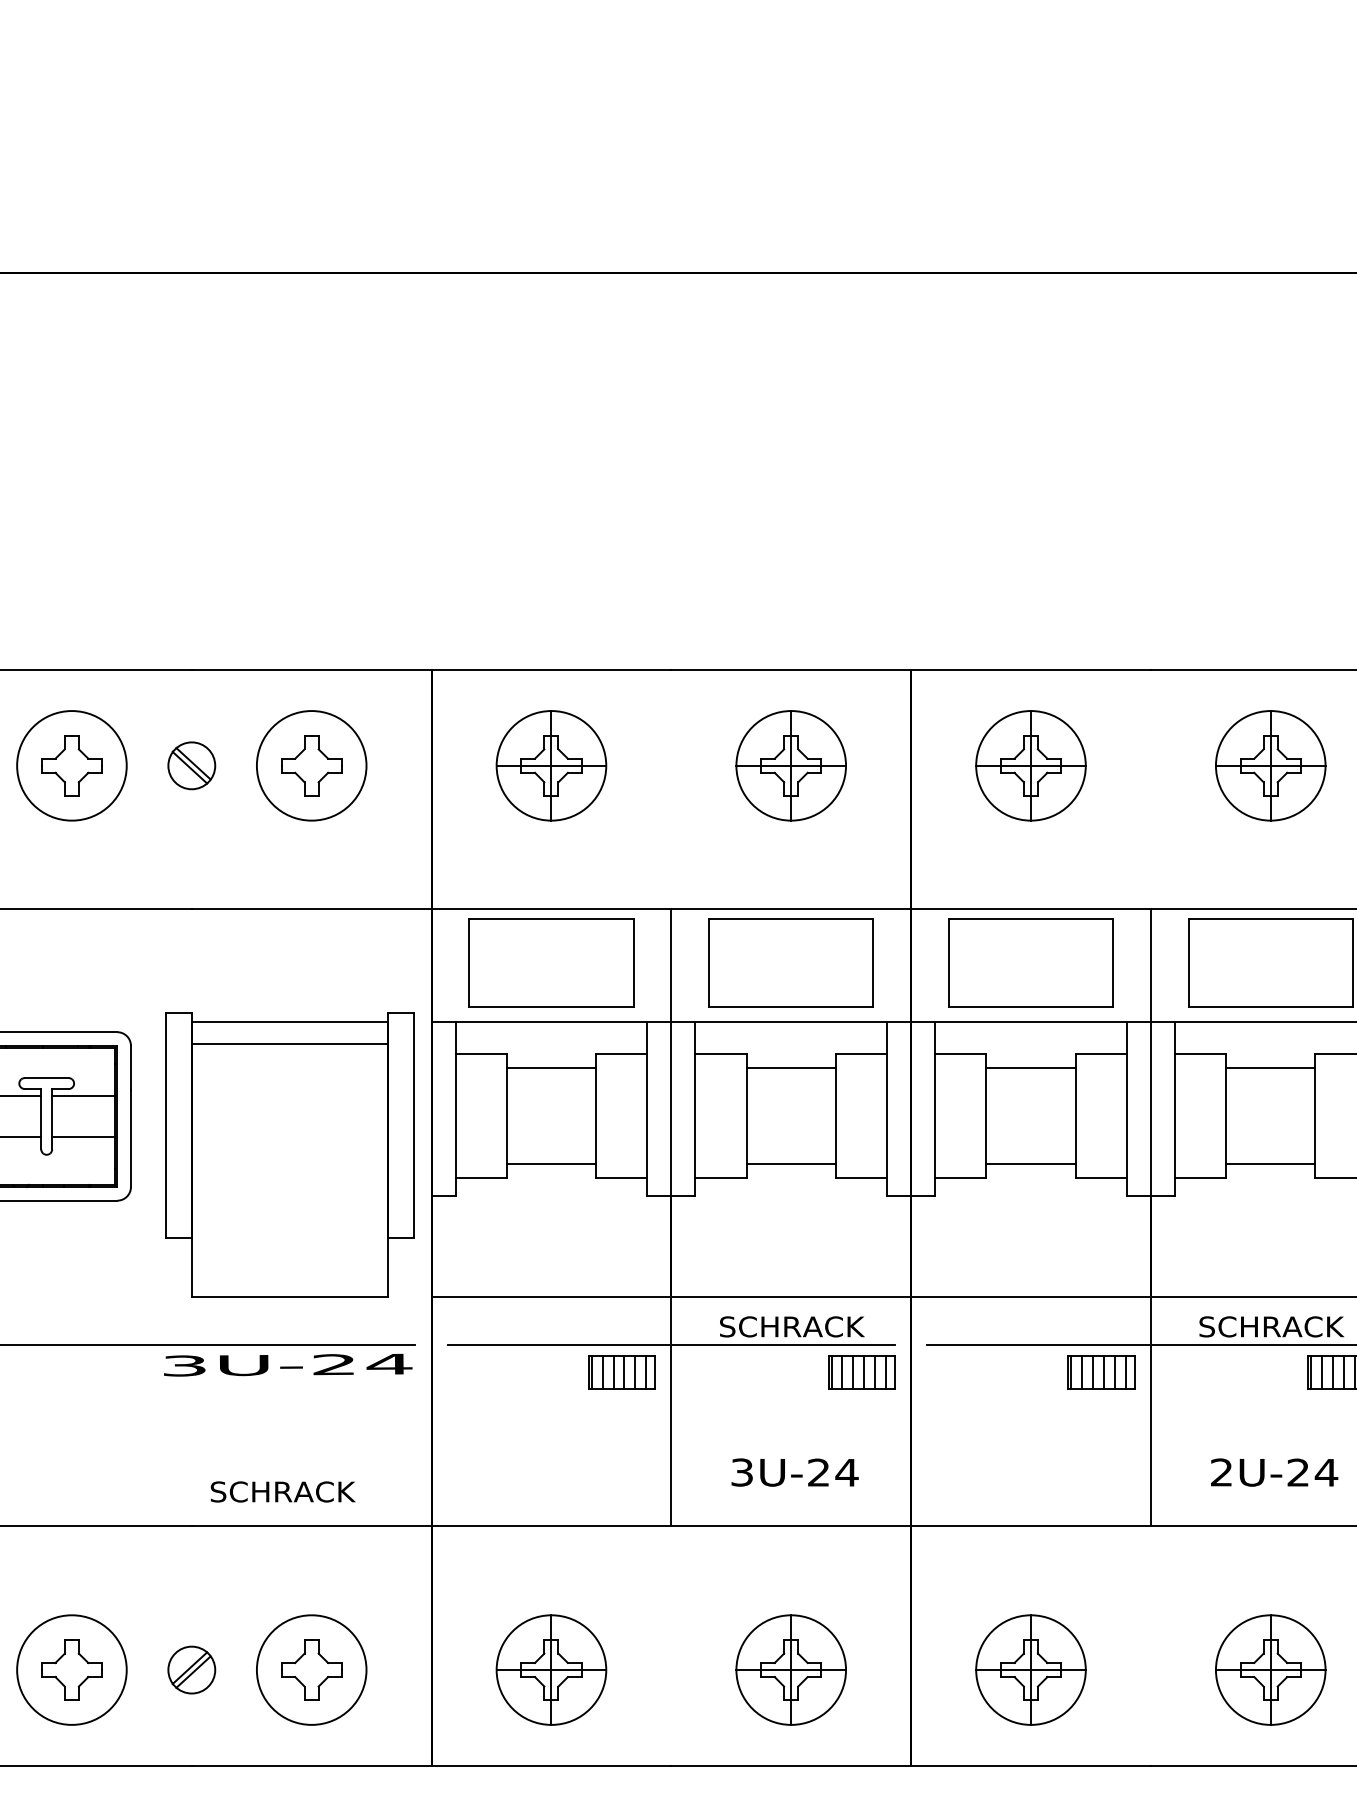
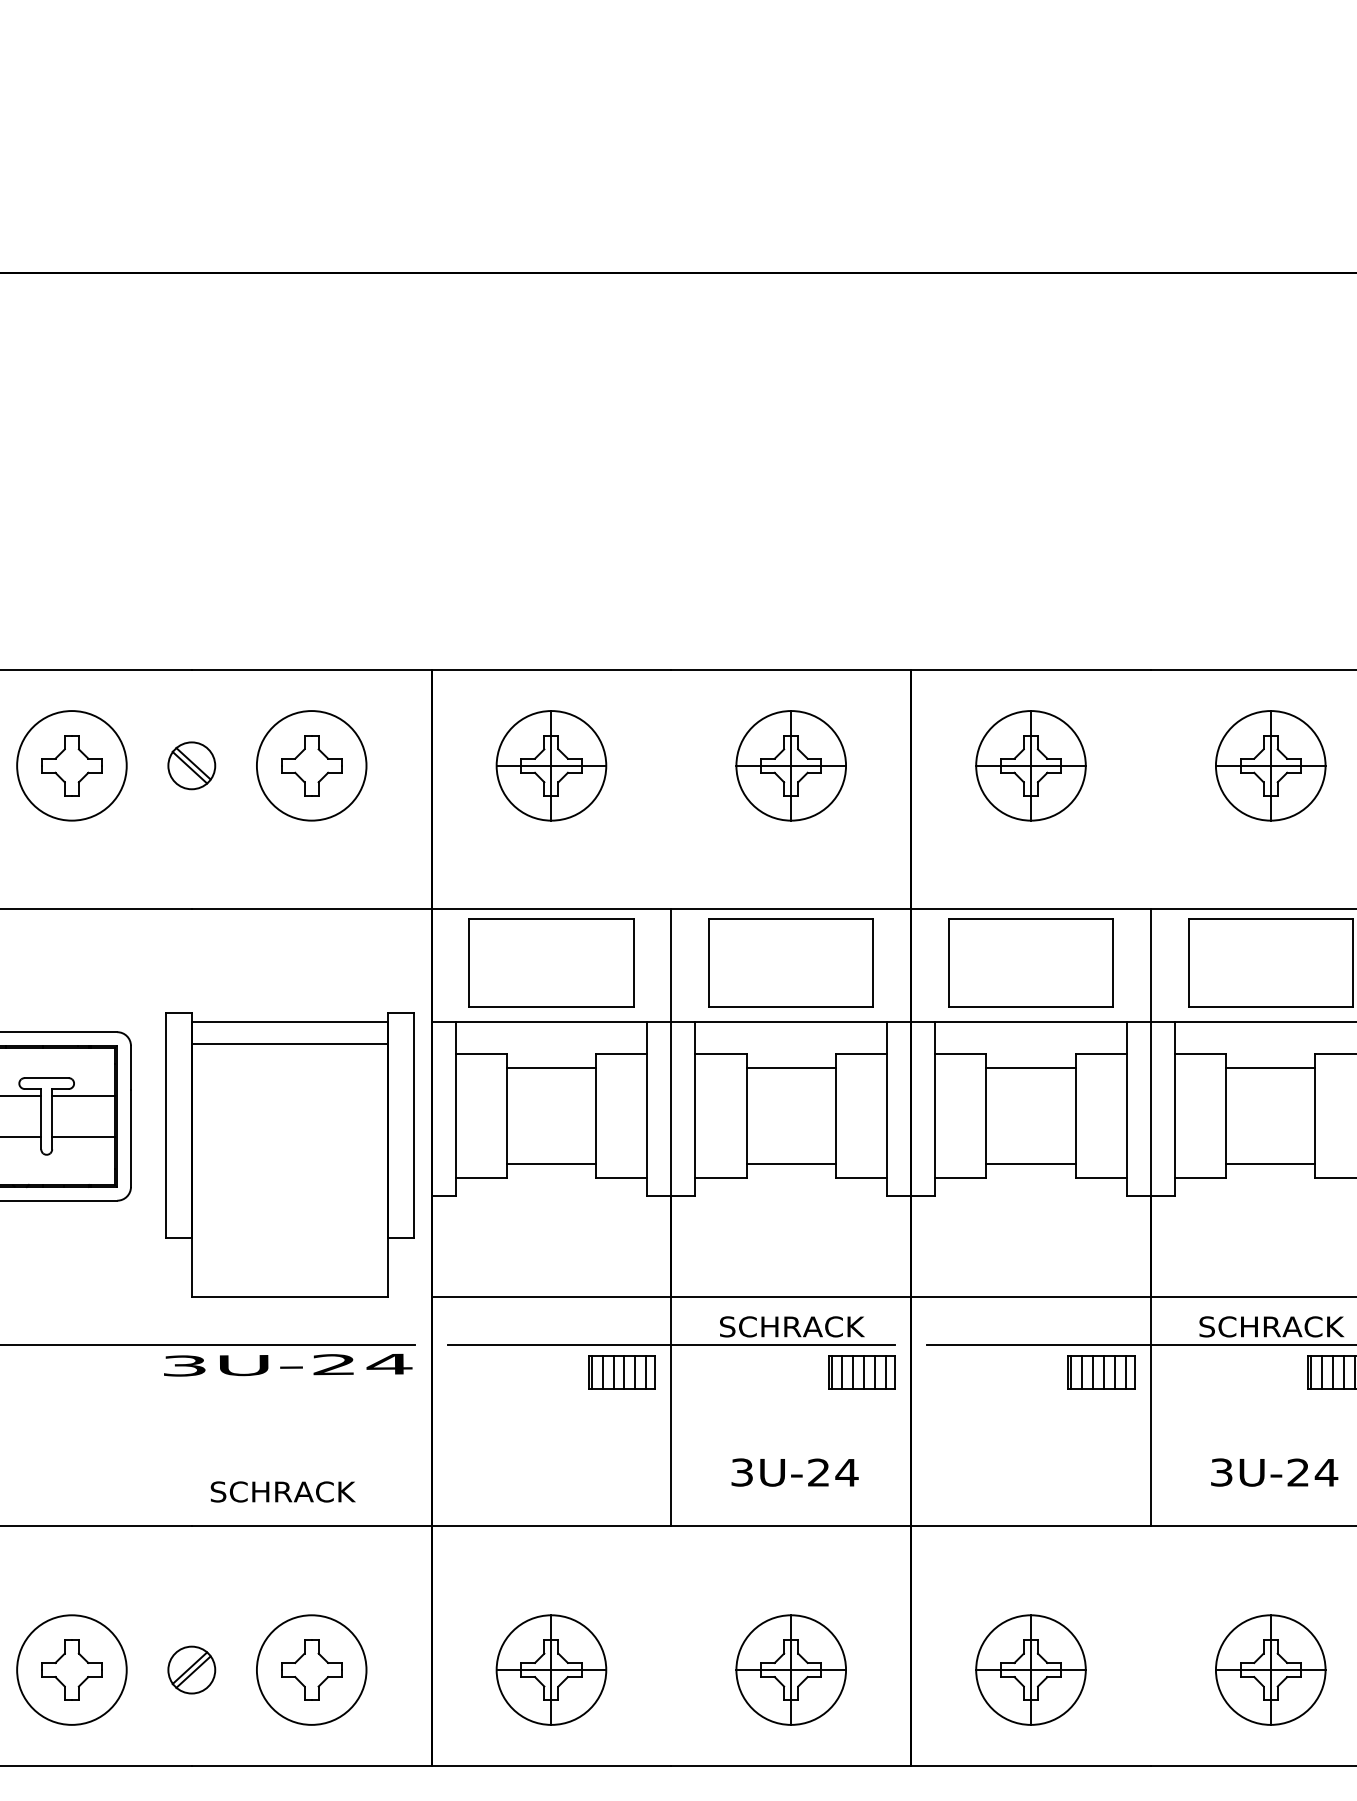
text: 2U-24 -> 3U-24 (1221, 1472)
